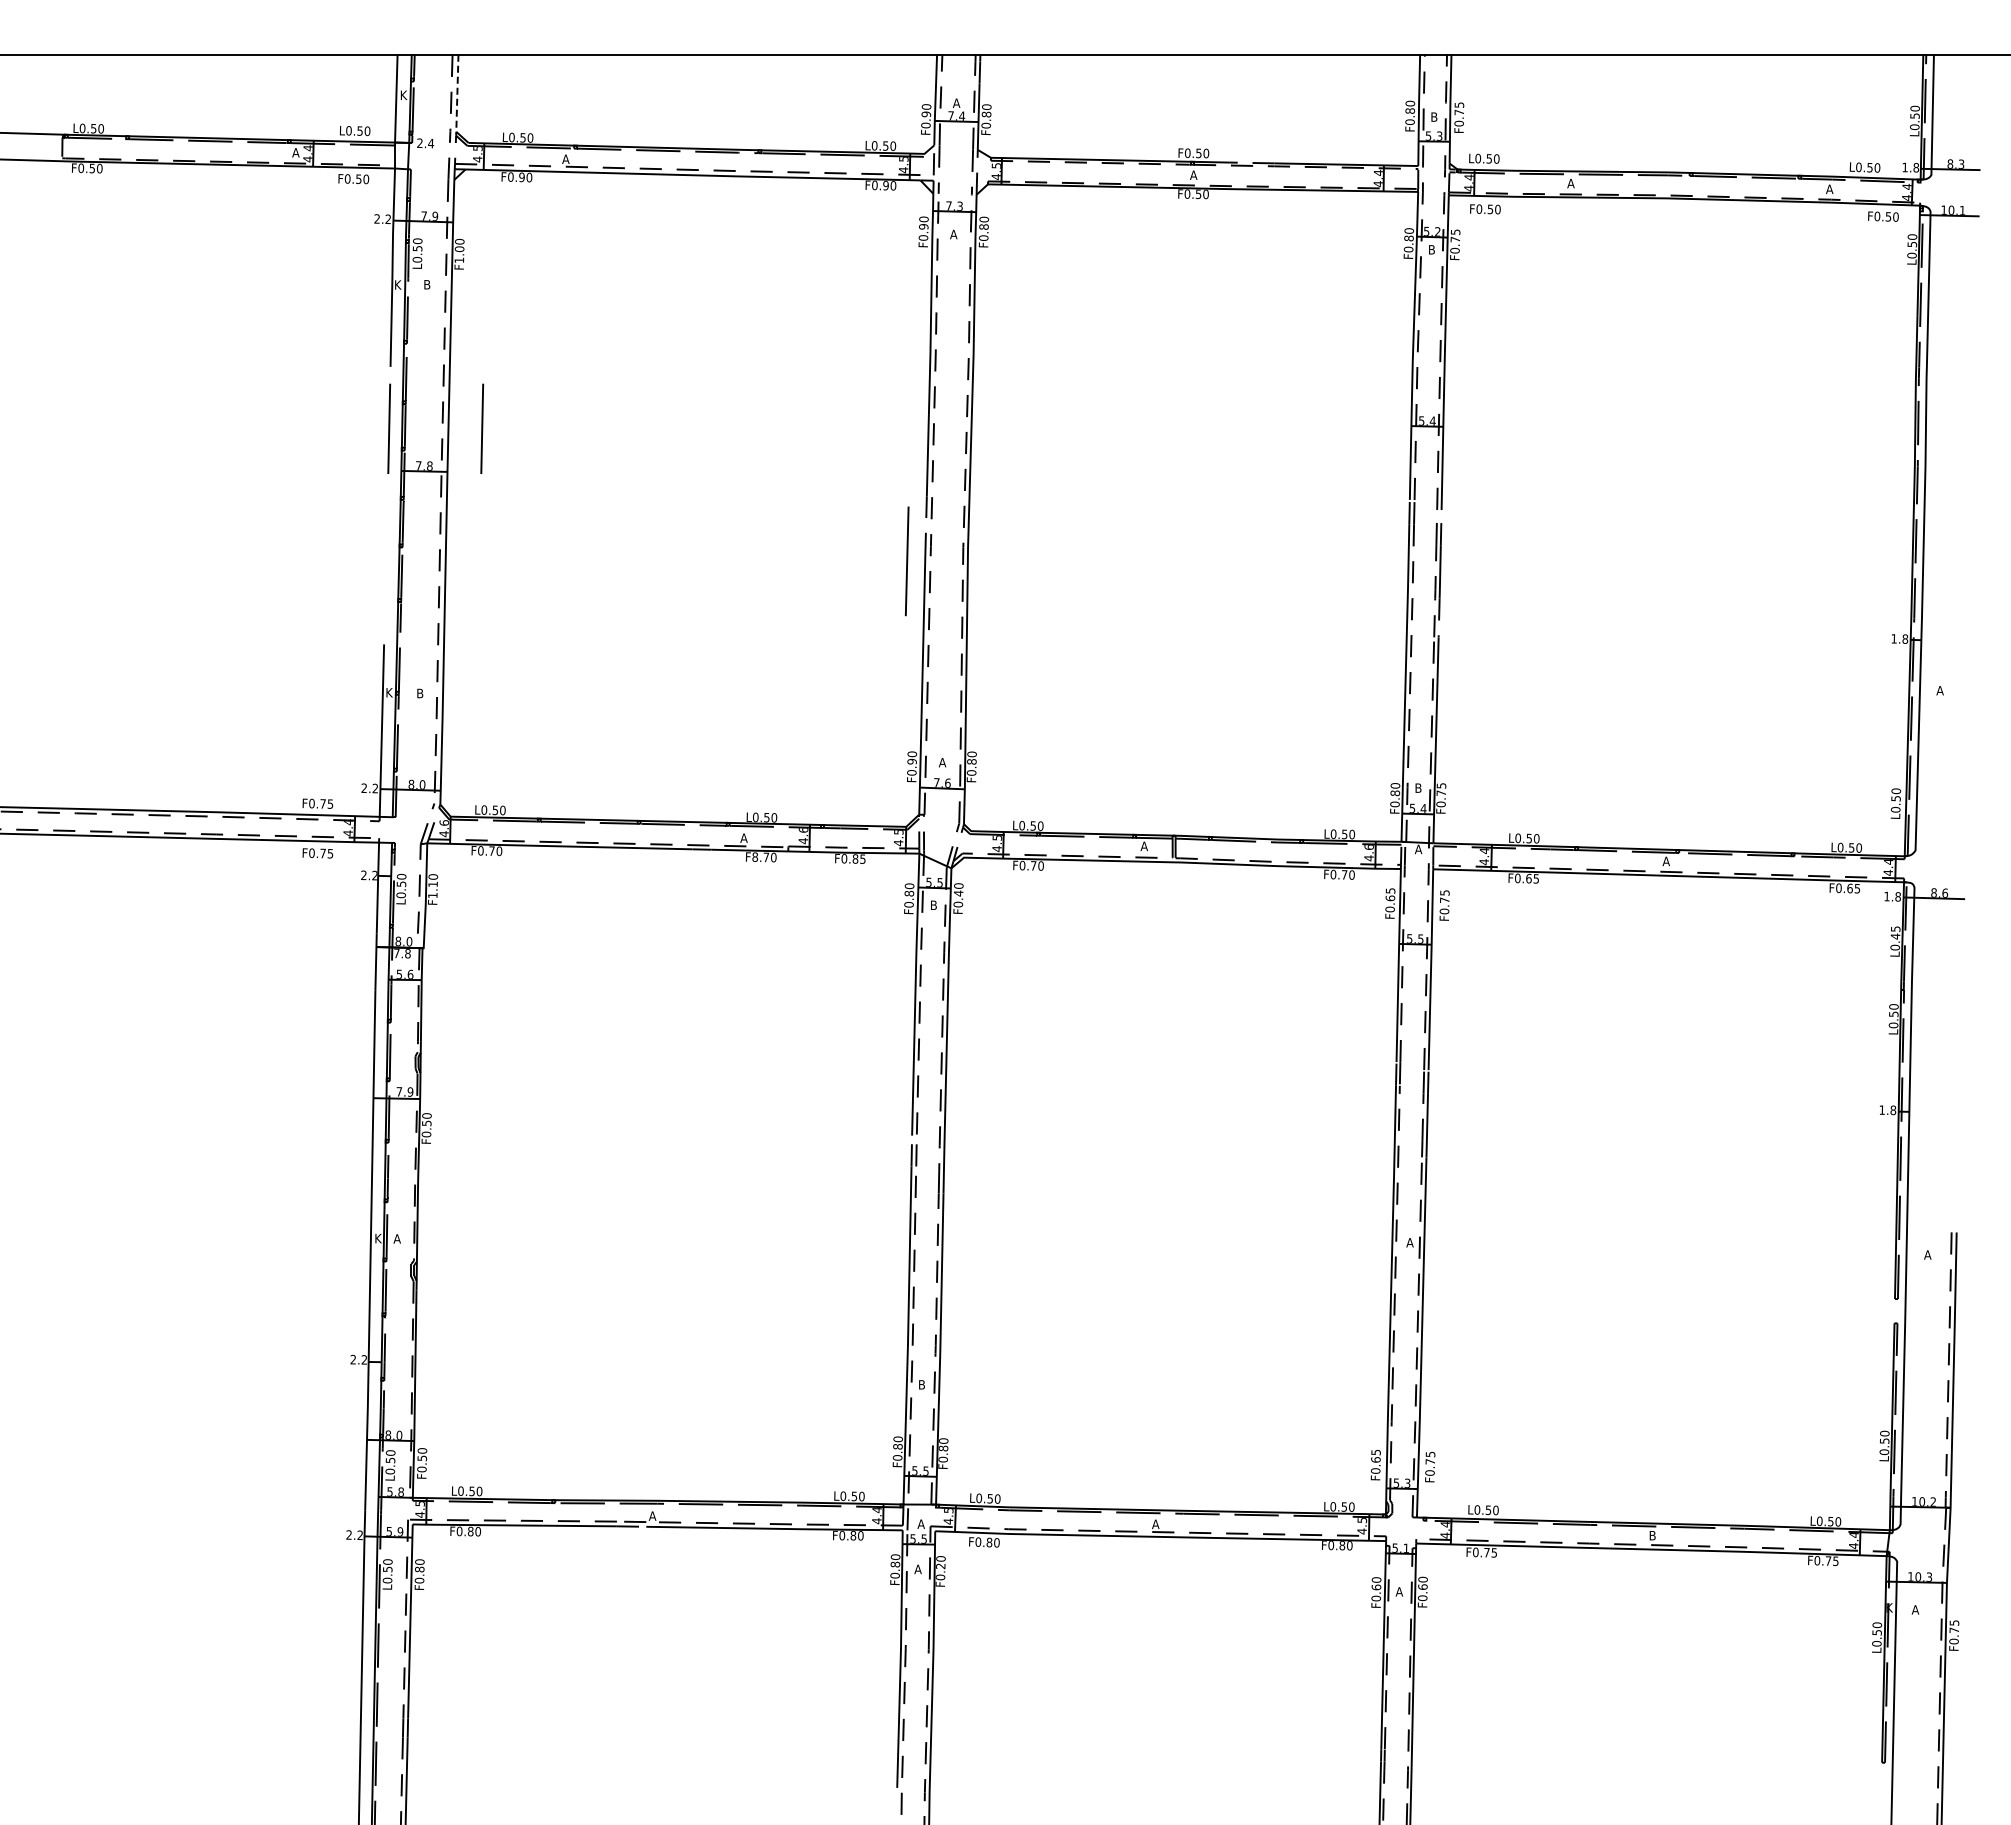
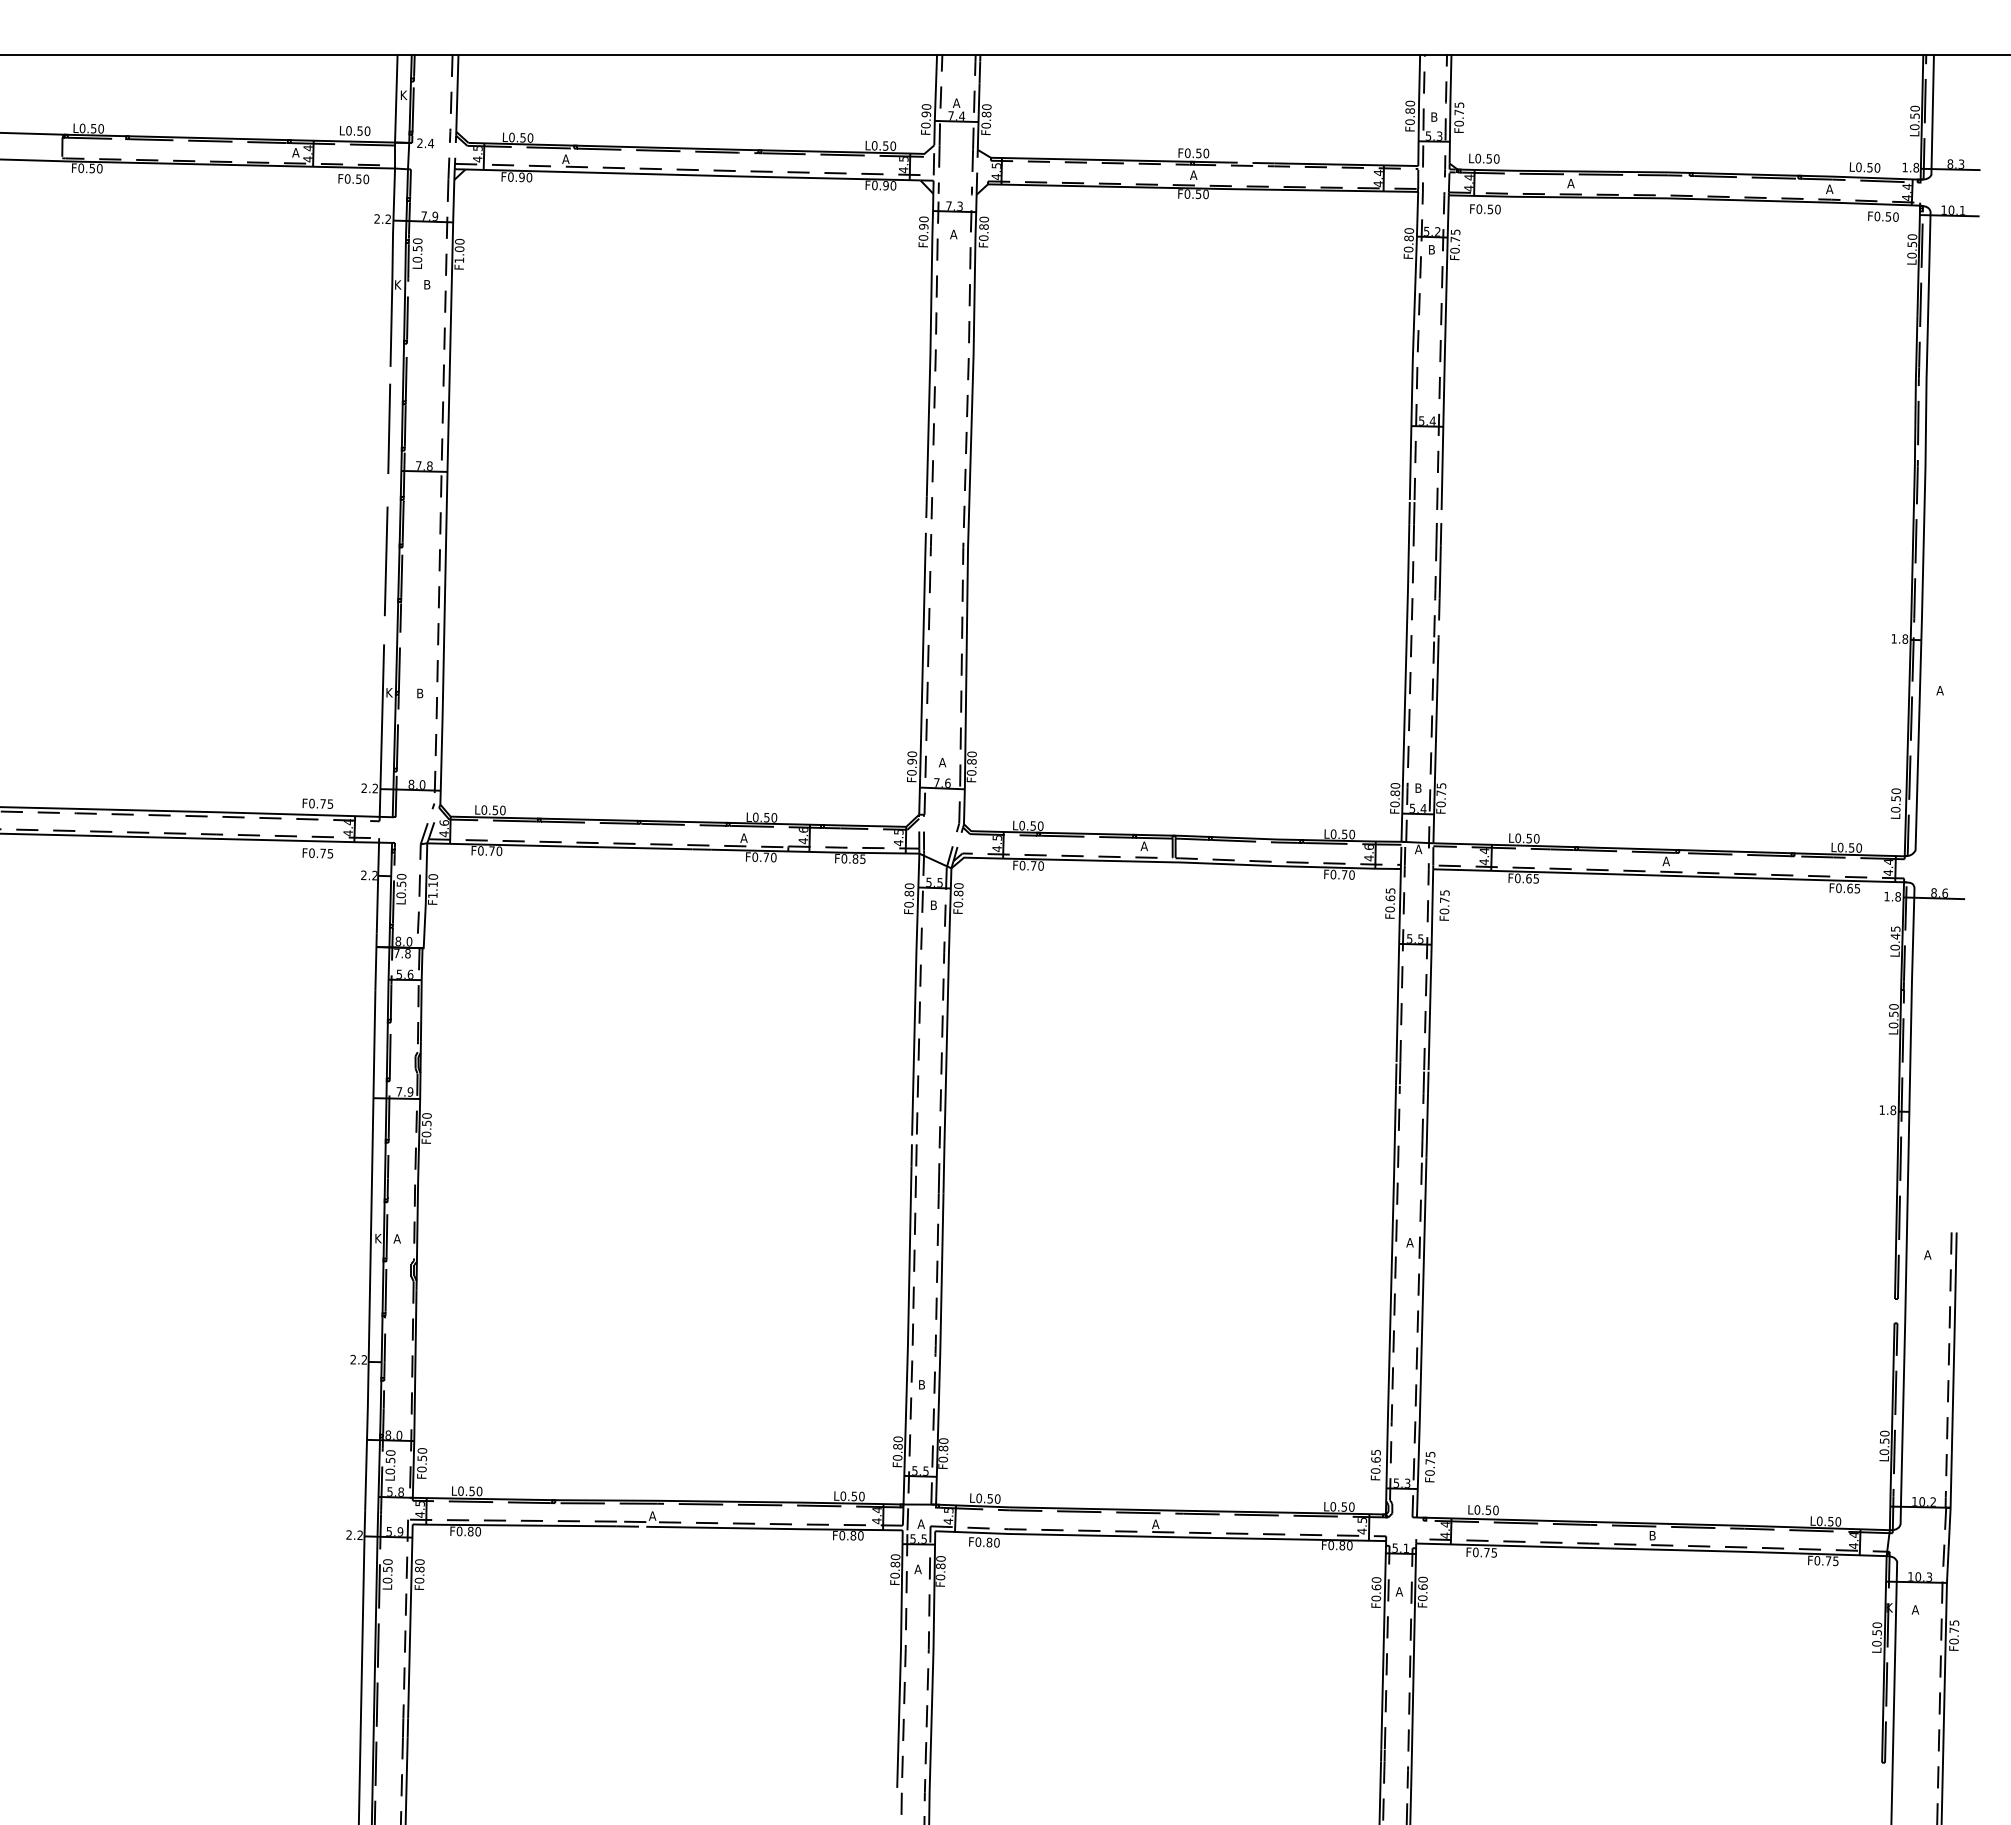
line: dashed -> solid (457, 93)
line: present -> none (482, 428)
line position: (906, 561) -> (385, 561) (385, 561)
text: F8.70 -> F0.70 (755, 856)
text: F0.40 -> F0.80 (958, 893)
text: F0.20 -> F0.80 (940, 1566)
